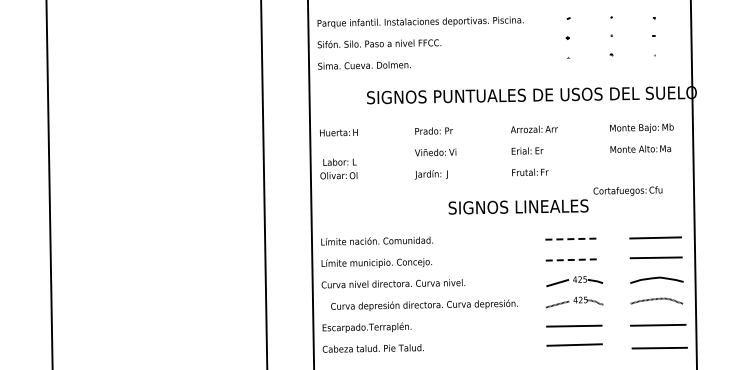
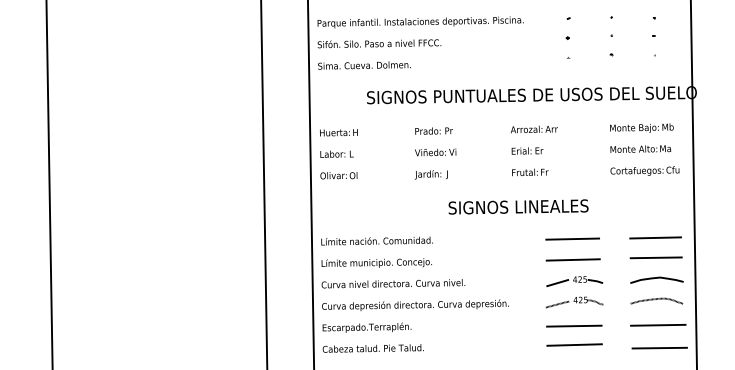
text position: (339, 161) -> (336, 153) (336, 153)
text position: (627, 190) -> (644, 170) (644, 170)
line: dashed -> solid (573, 239)
line: dashed -> solid (573, 259)
text position: (424, 304) -> (415, 304) (415, 304)
